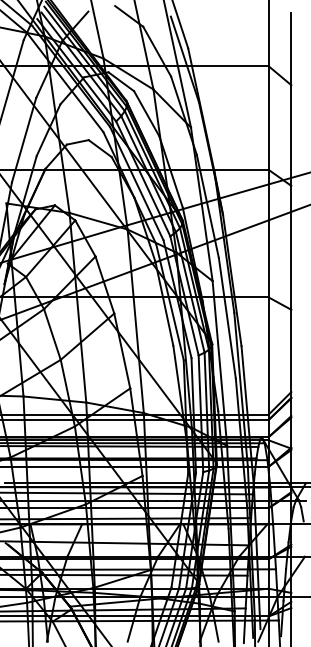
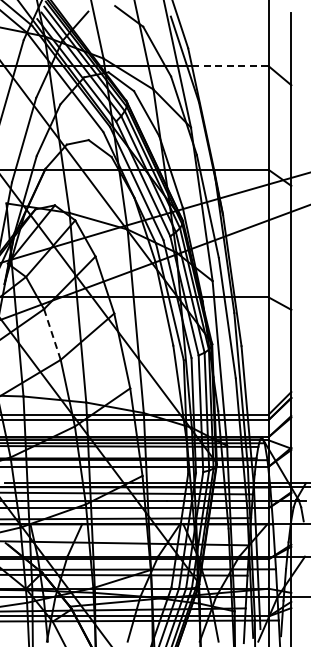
line: solid -> dashed (230, 66)
line: solid -> dashed (52, 334)
